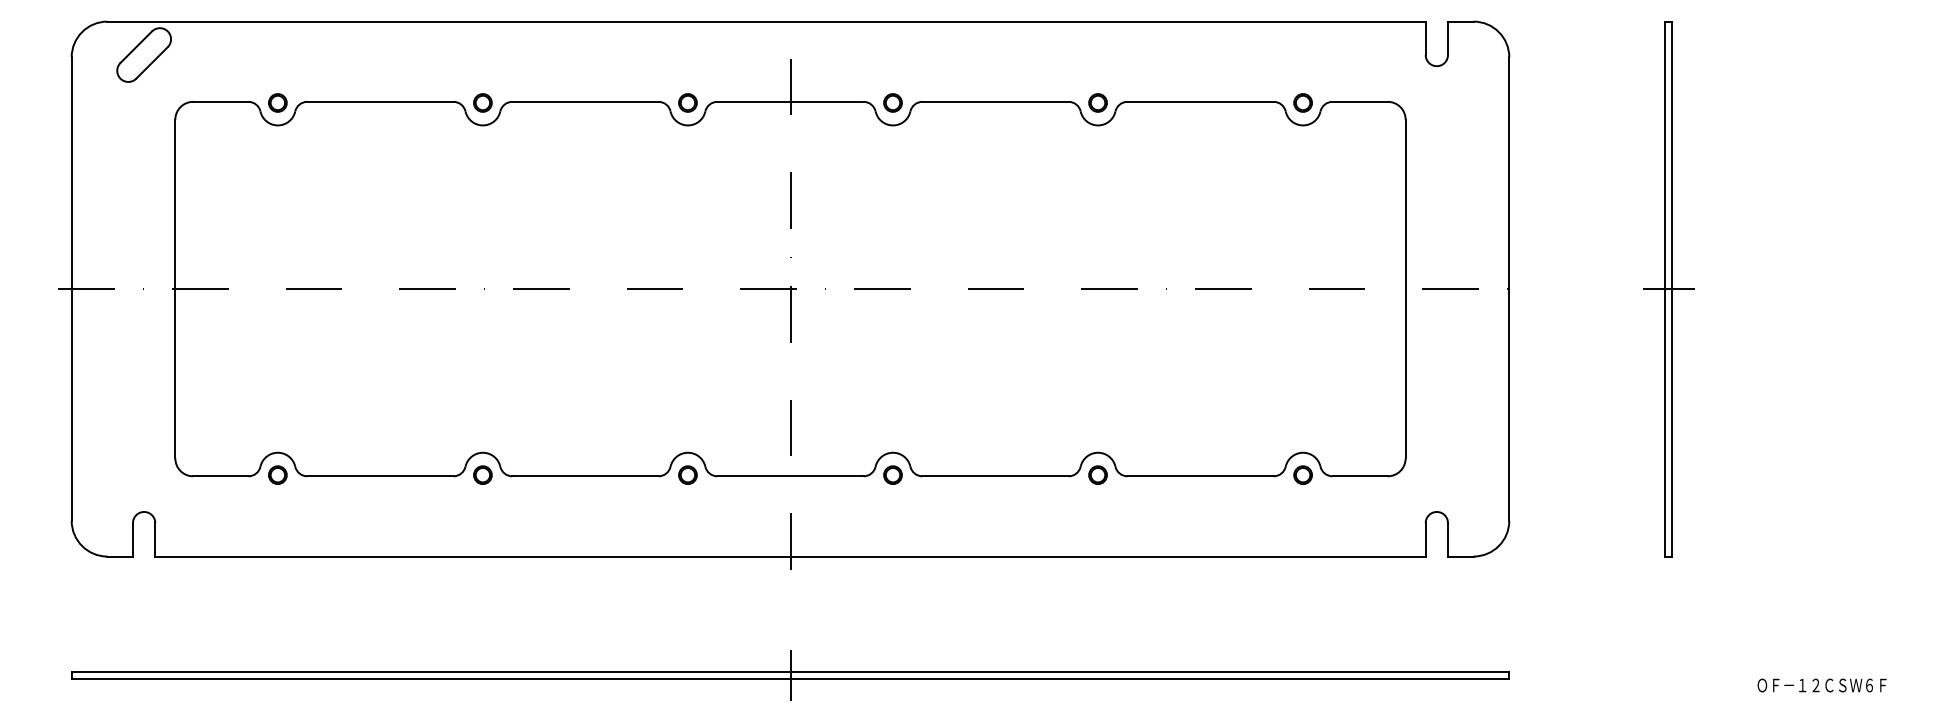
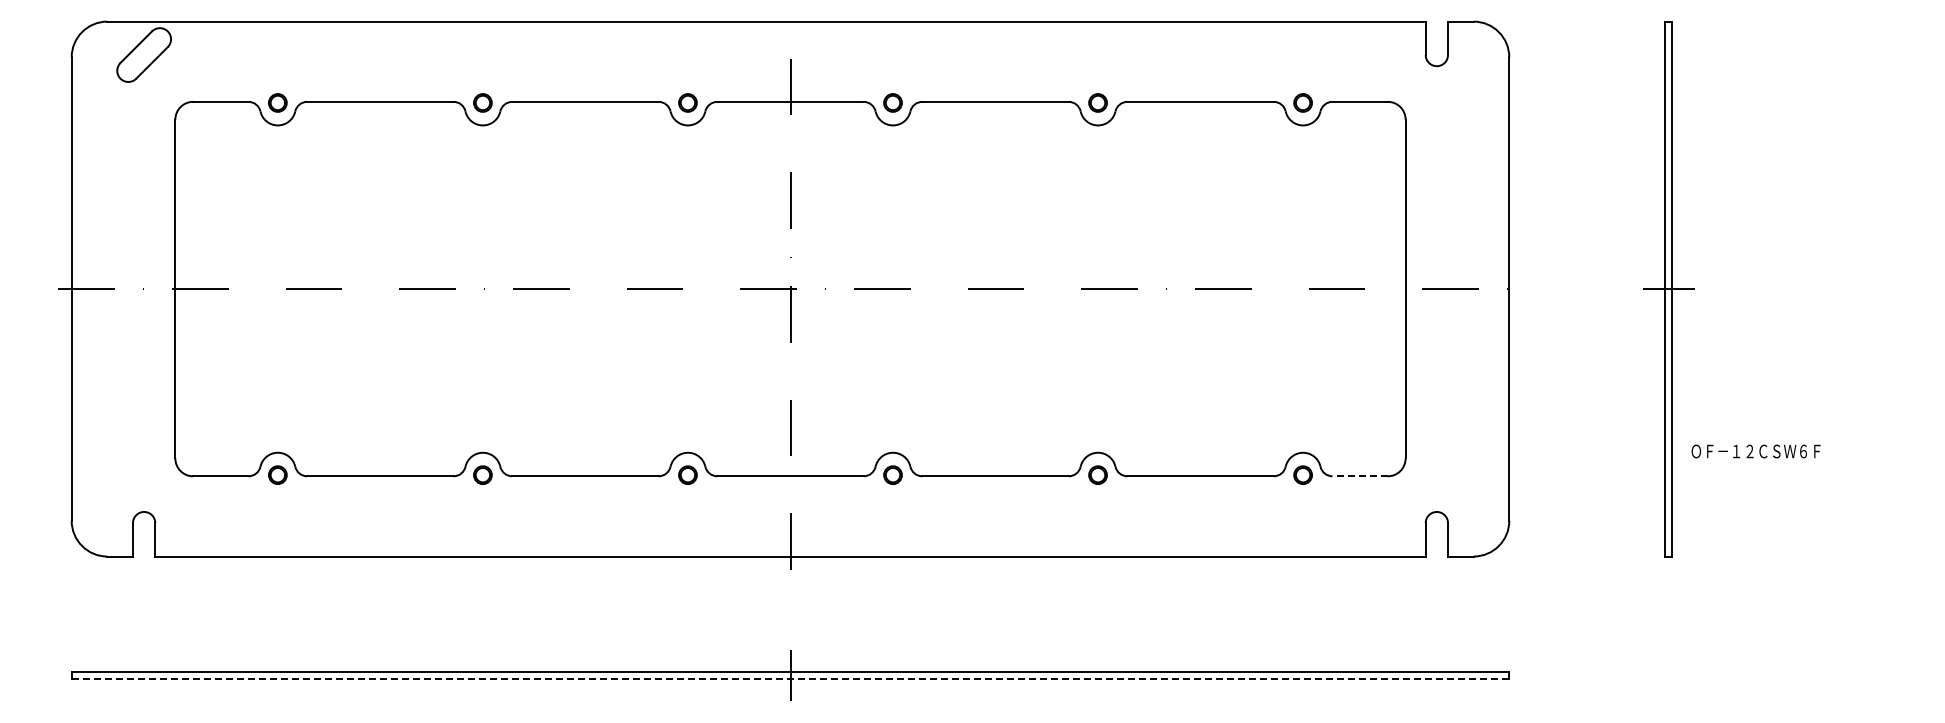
line: solid -> dashed (1360, 476)
line: solid -> dashed (790, 679)
text position: (1821, 685) -> (1755, 451) (1755, 451)
